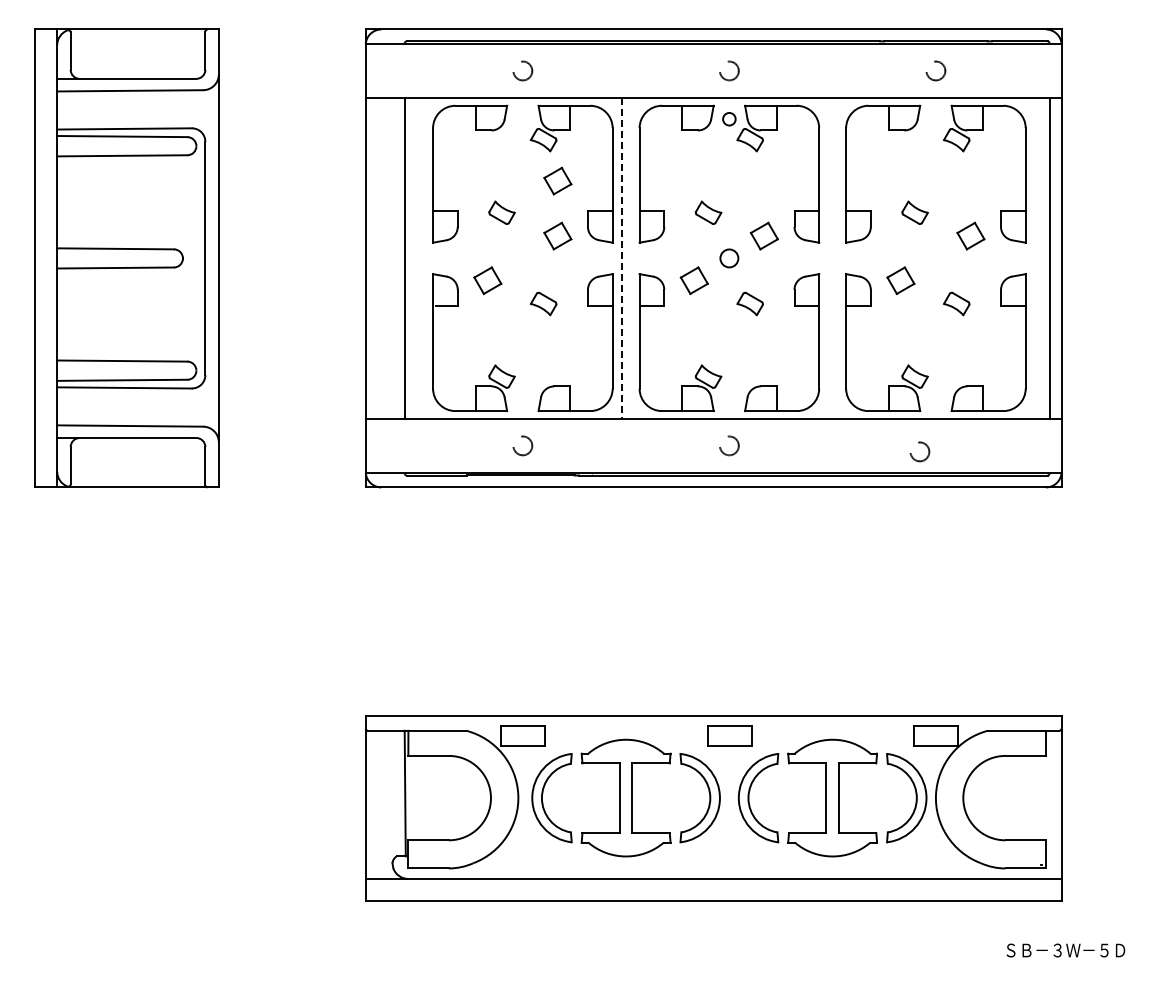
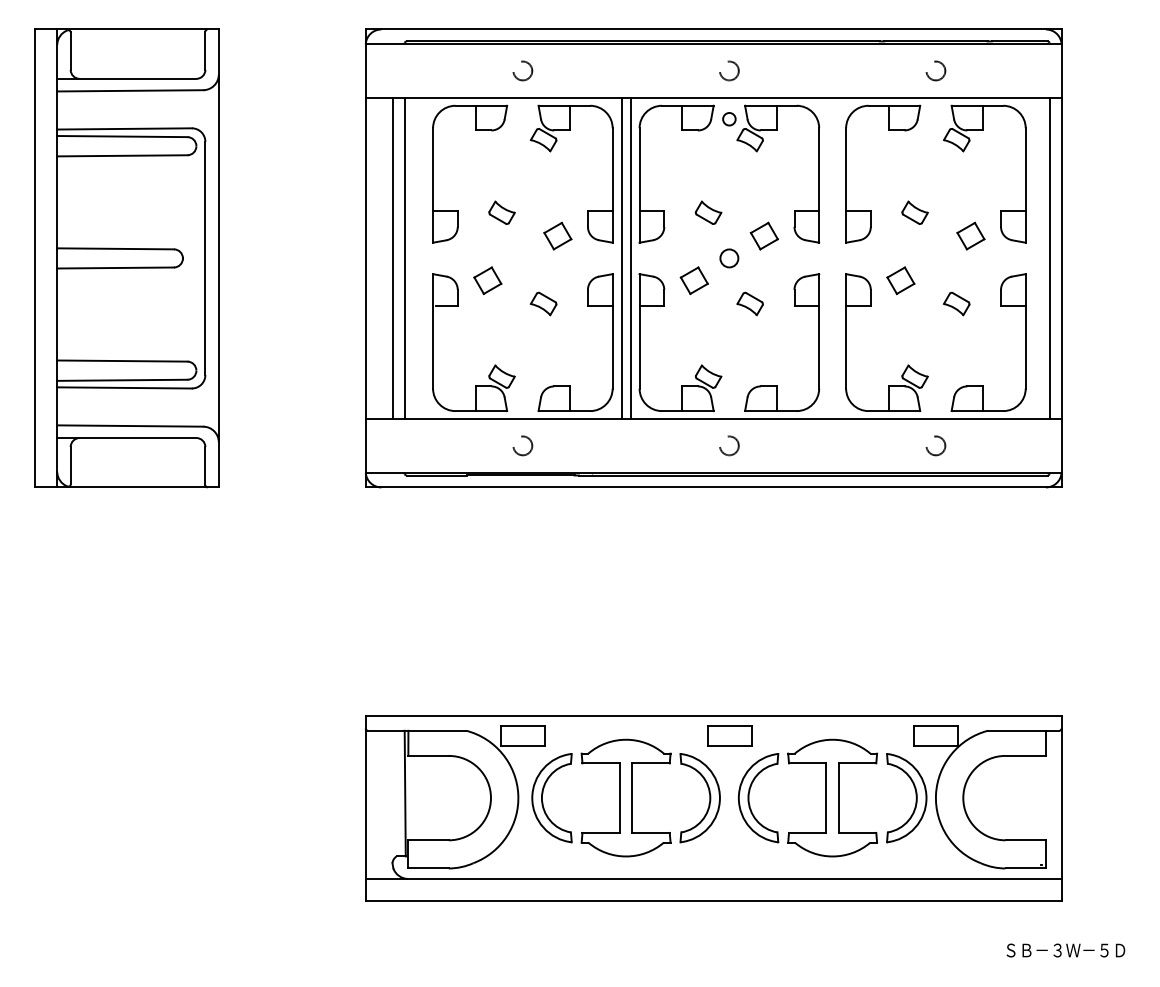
part: present -> none (557, 180)
line: none -> present (392, 257)
line: none -> present (630, 257)
line: dashed -> solid (621, 258)
circle position: (919, 451) -> (935, 445) (935, 445)
